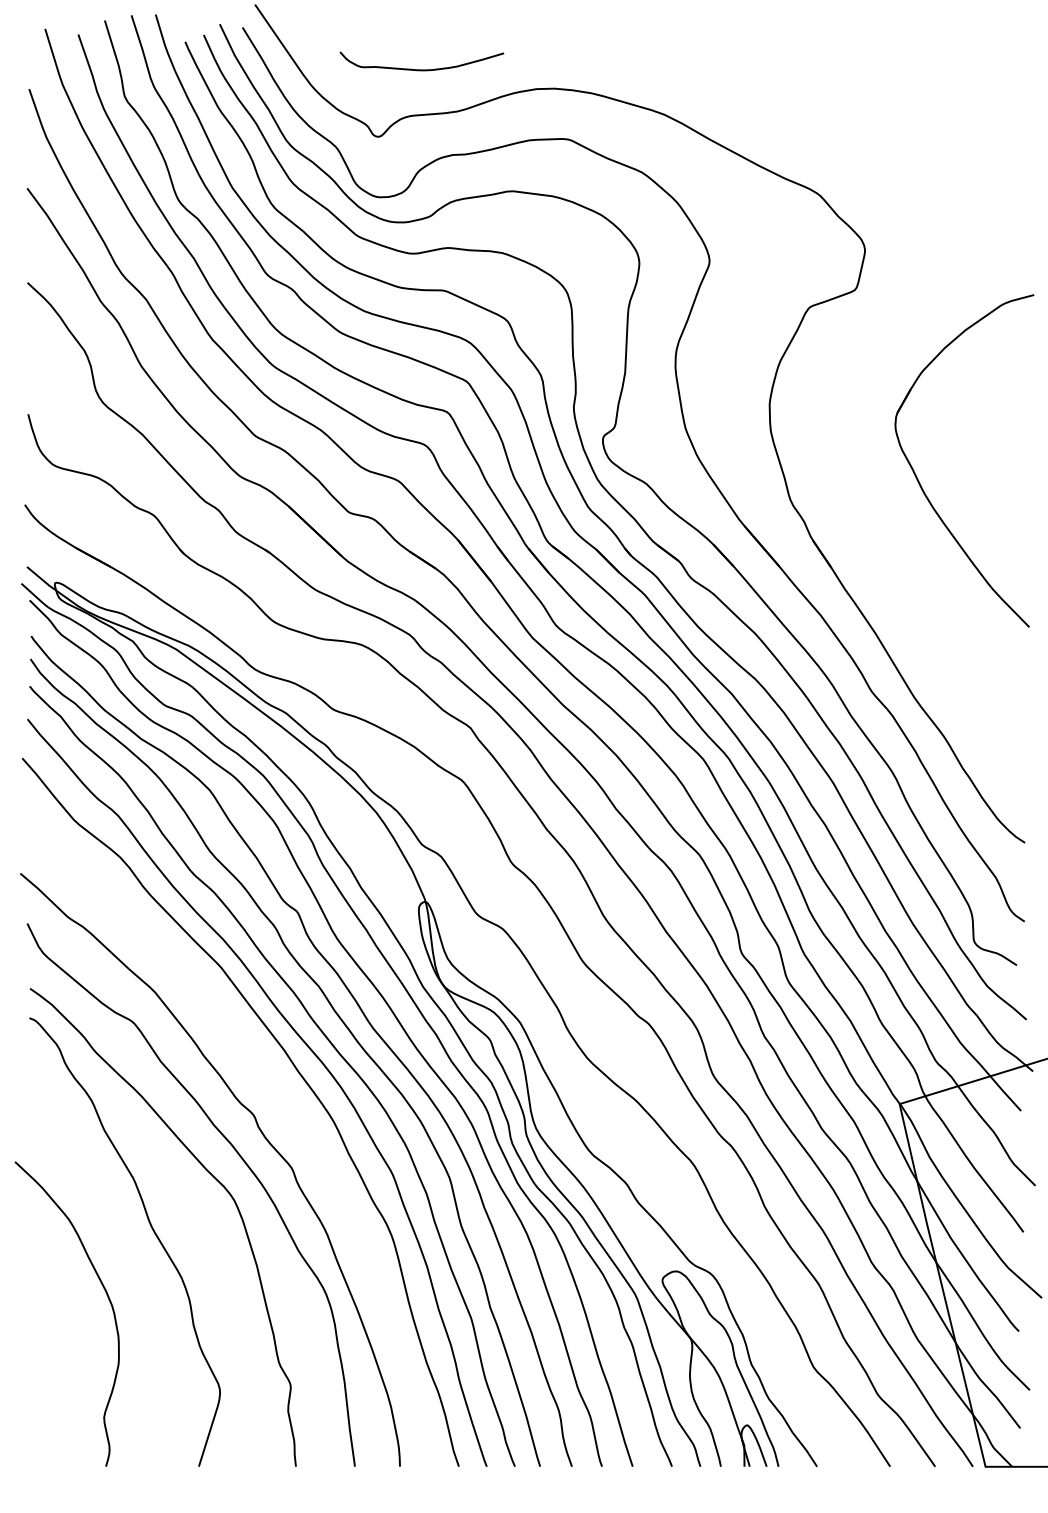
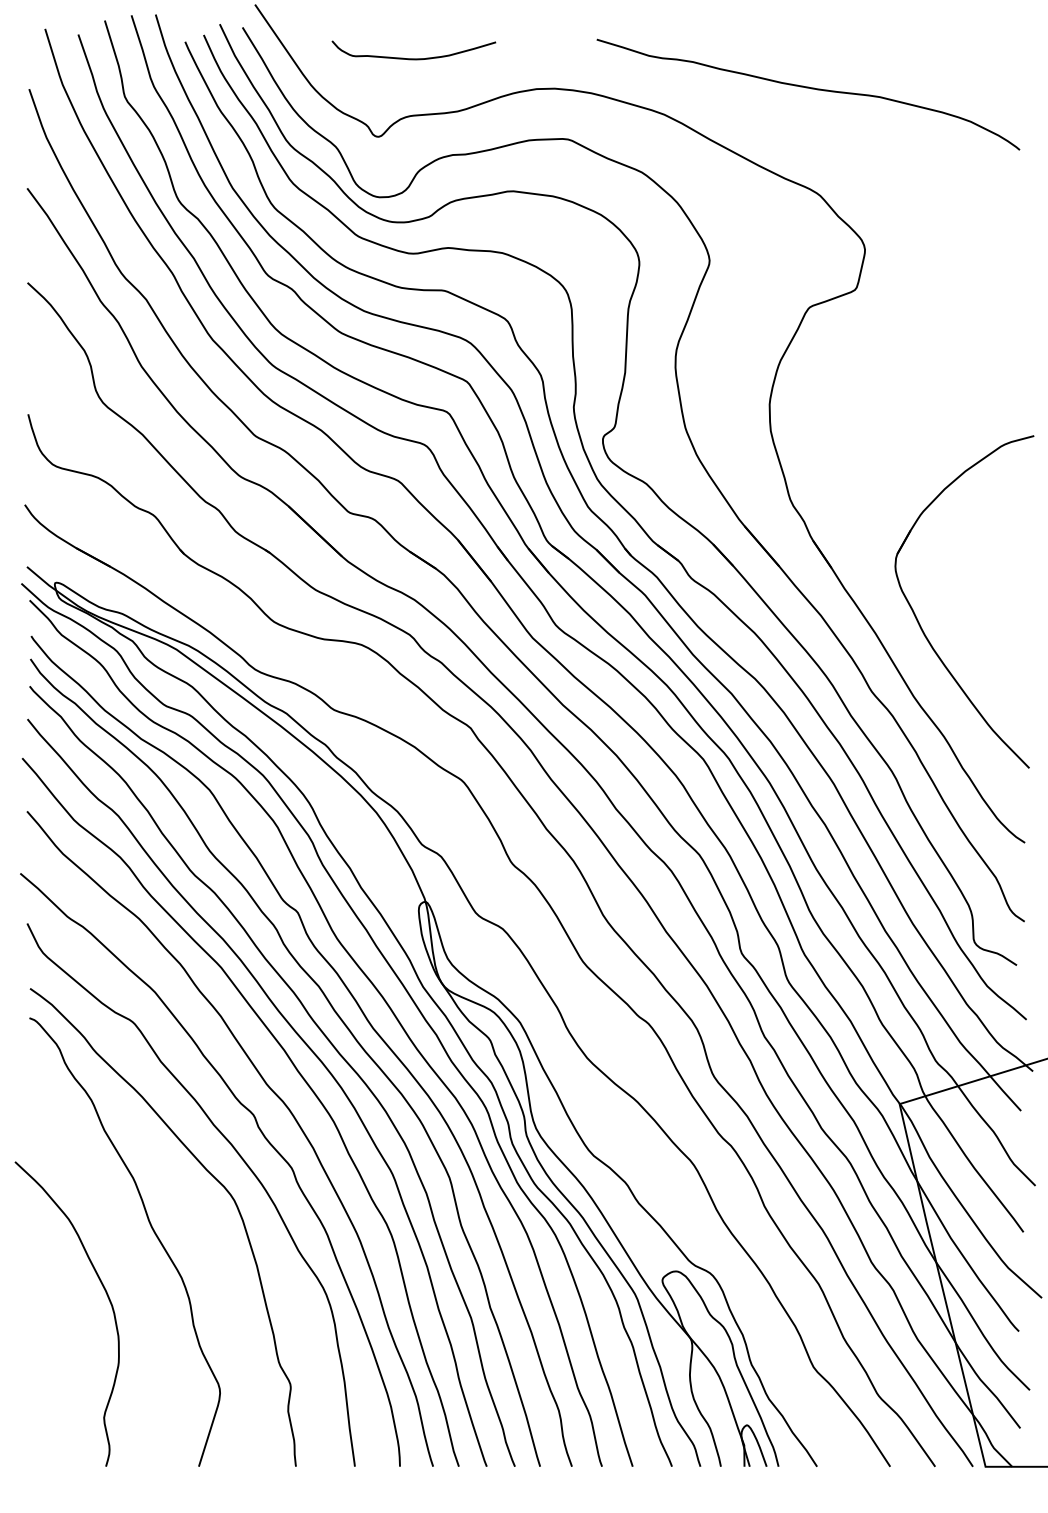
curve position: (421, 69) -> (413, 58) (413, 58)
curve: none -> present (811, 89)
part position: (917, 476) -> (917, 617) (917, 617)
curve: none -> present (273, 1093)
